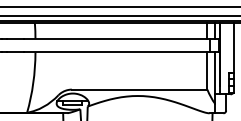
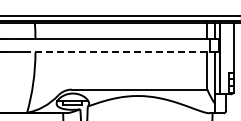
line: present -> none (119, 6)
line: solid -> dashed (116, 52)
